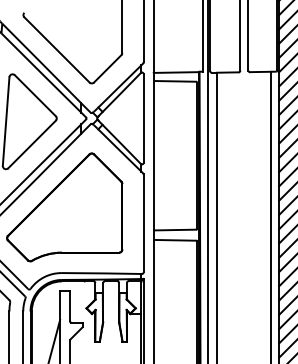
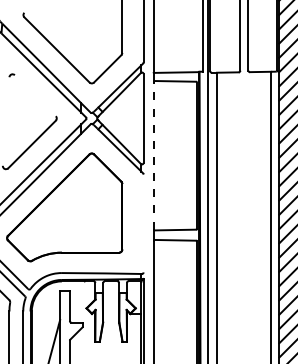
line: present -> none (34, 95)
line: present -> none (5, 121)
line: solid -> dashed (154, 155)
line: present -> none (143, 223)
